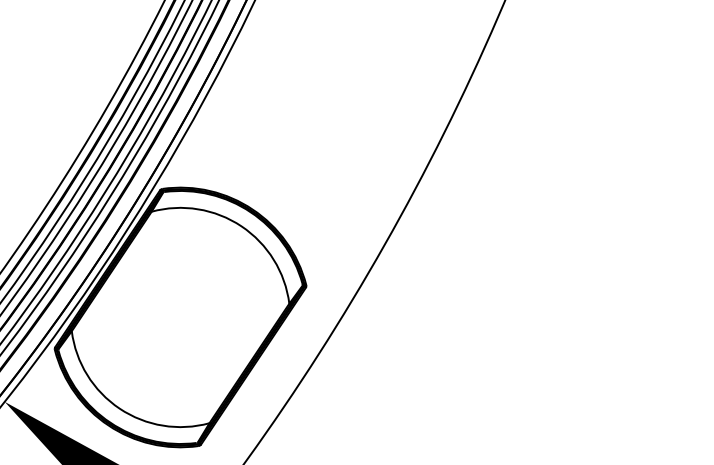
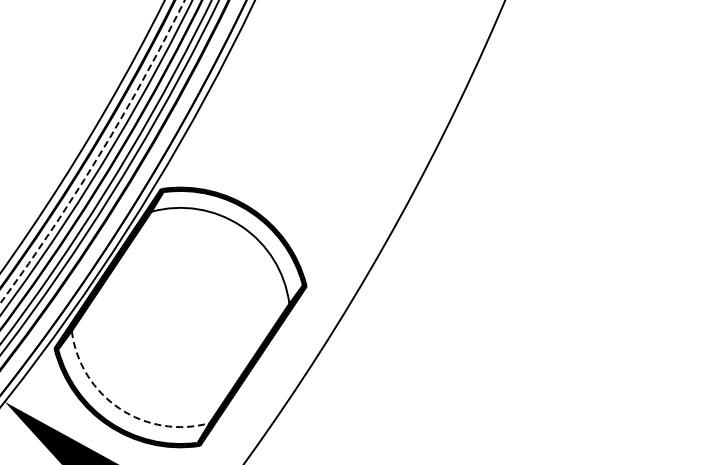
arc: solid -> dashed (100, 153)
arc: solid -> dashed (119, 408)
